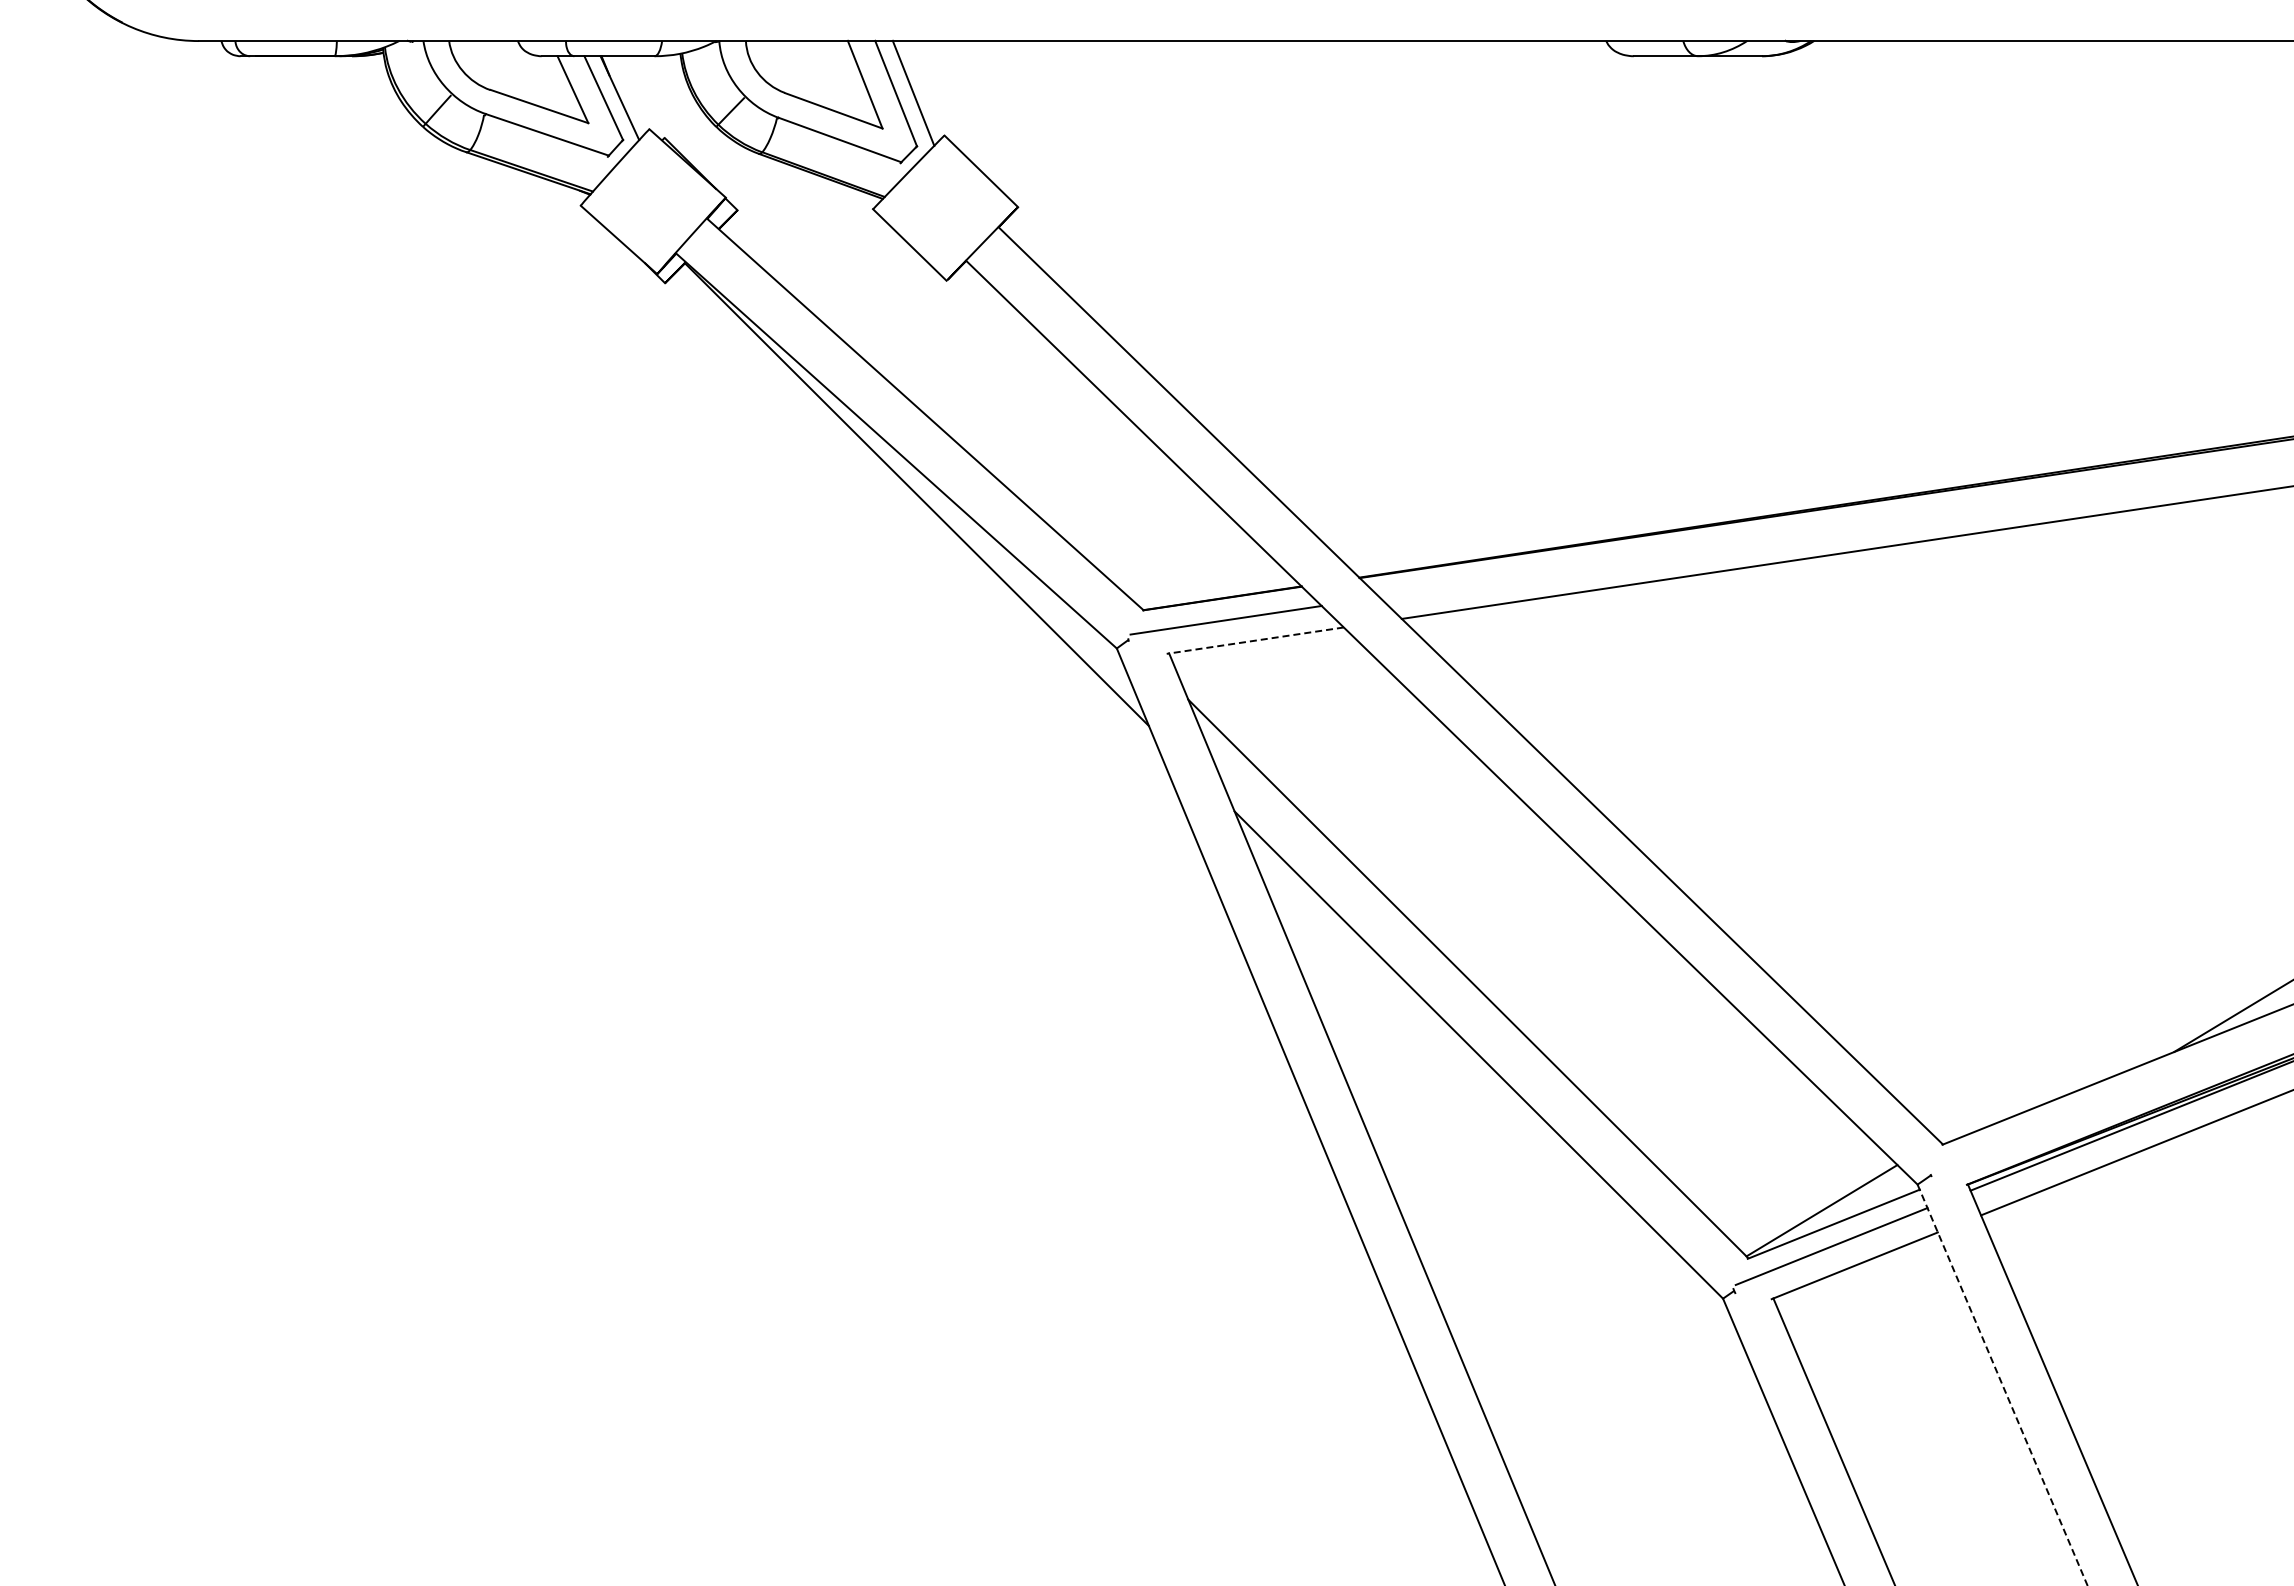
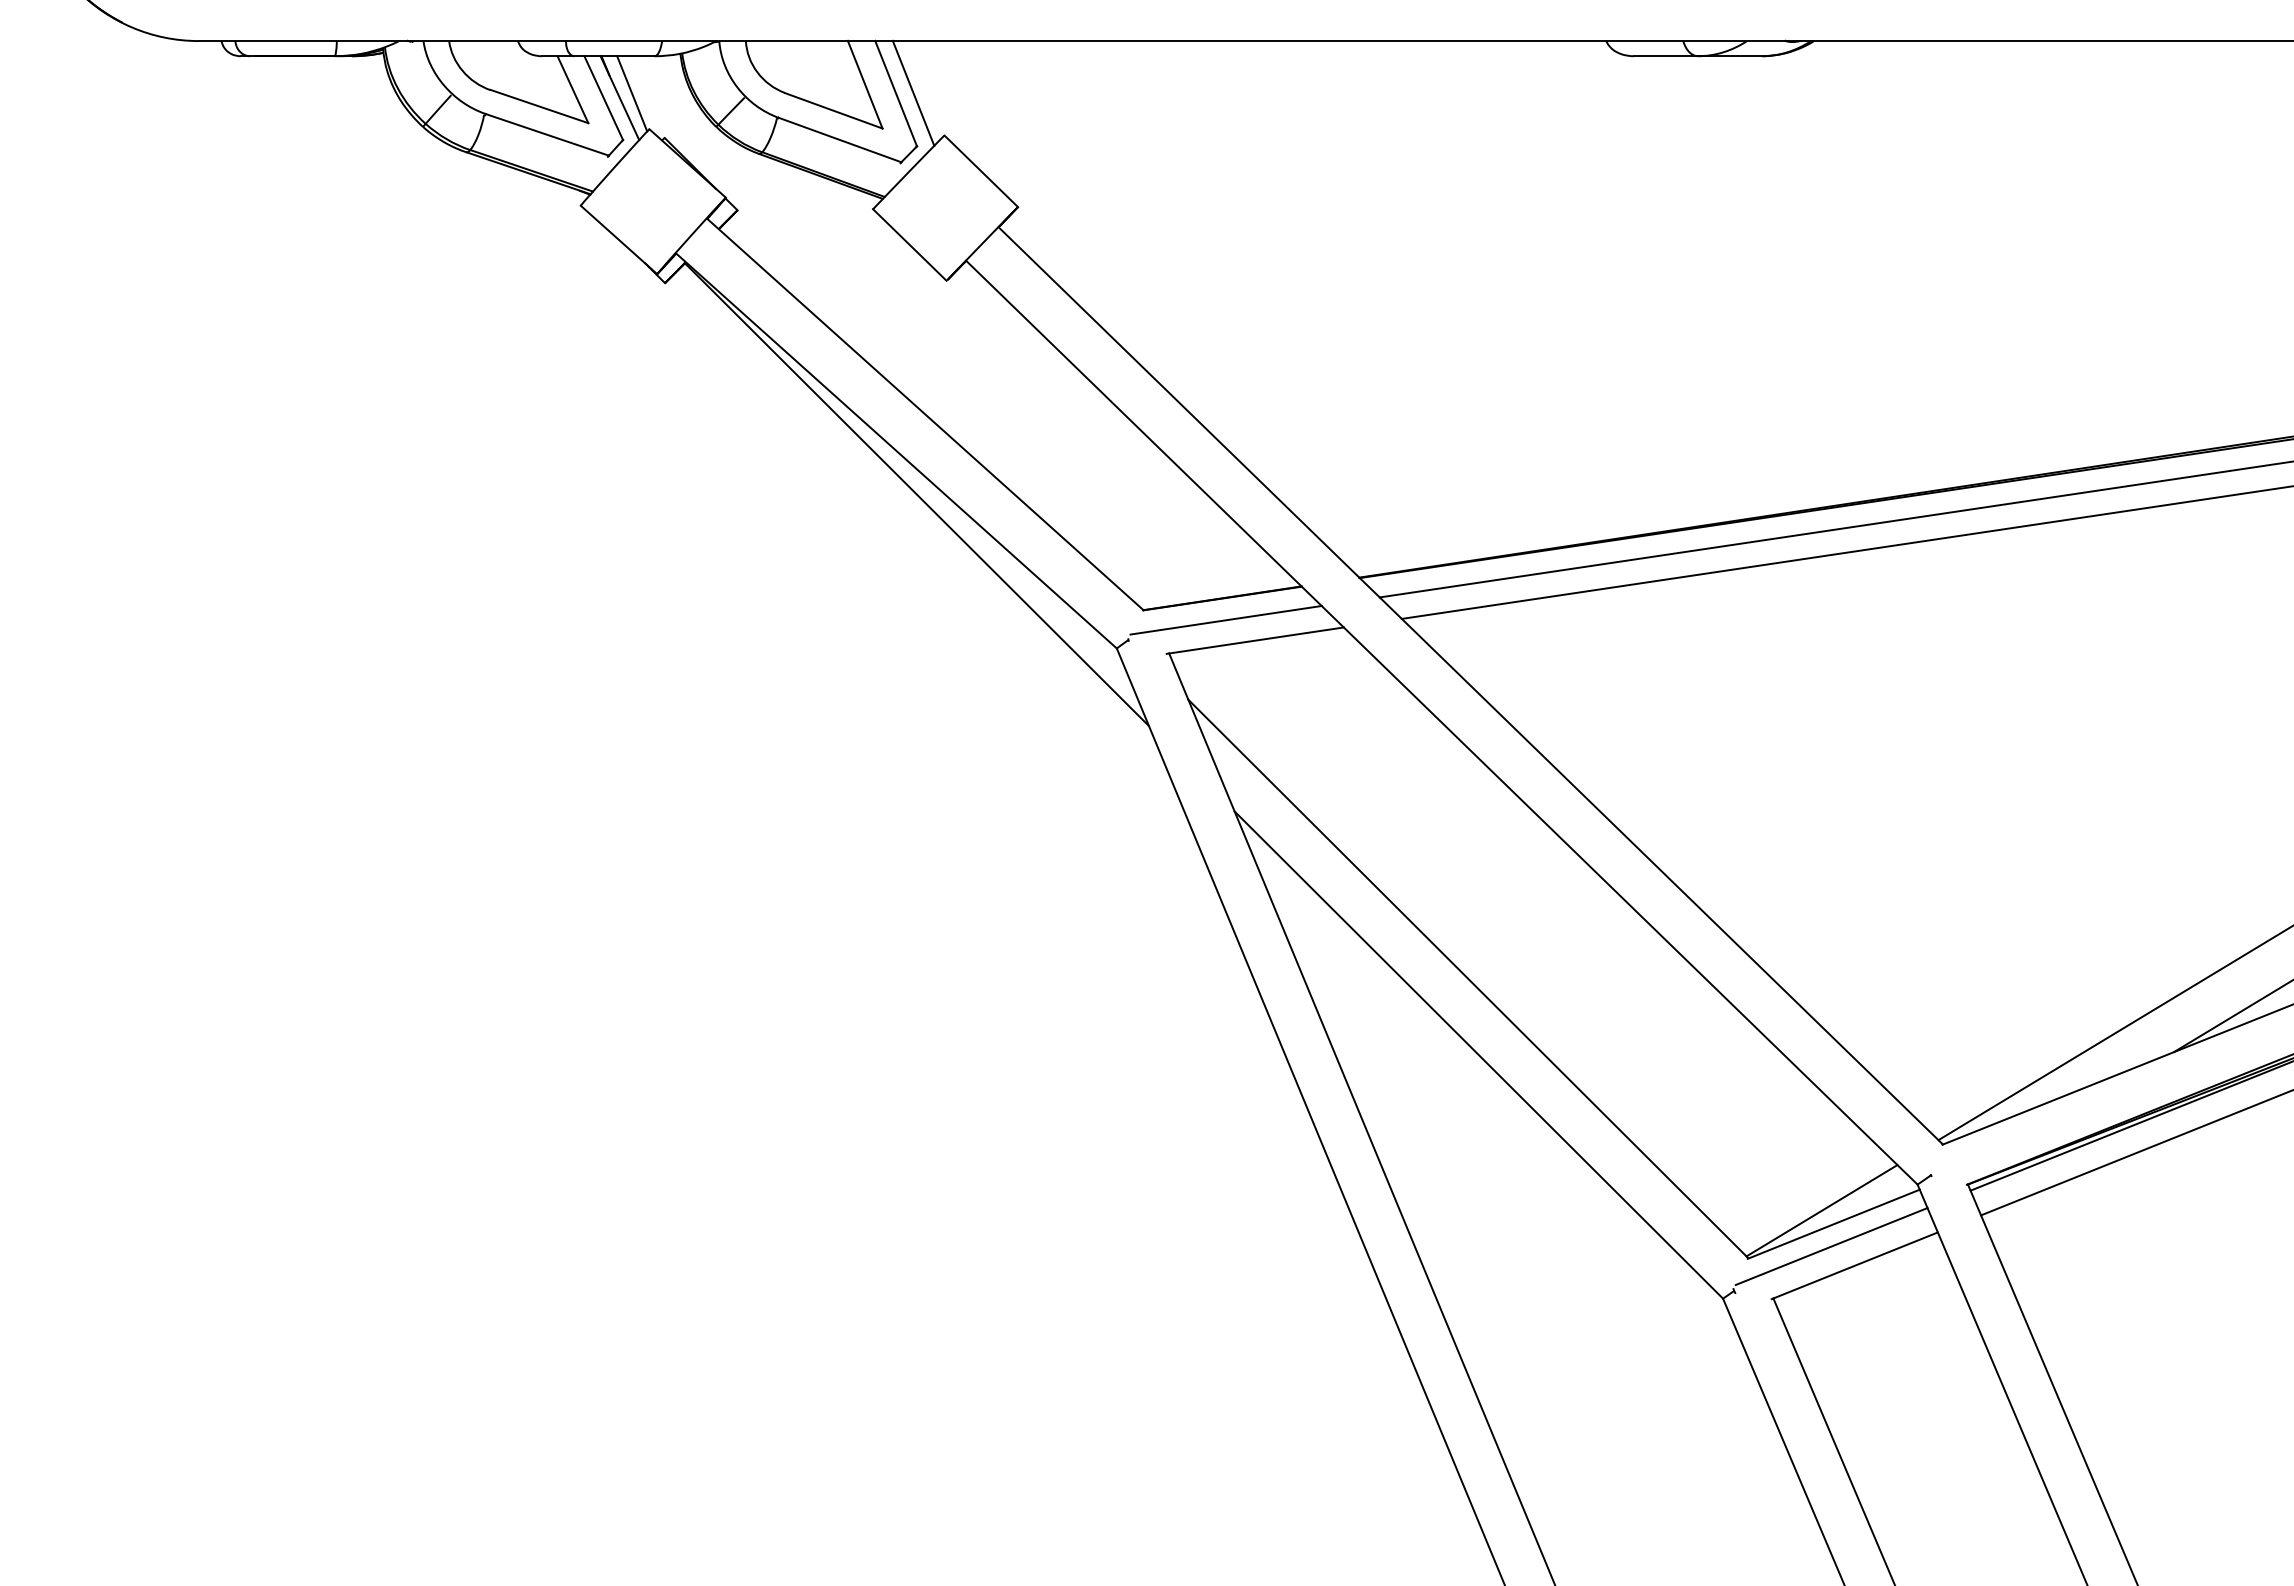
line: none -> present (632, 93)
line: none -> present (1834, 529)
line: dashed -> solid (1255, 640)
line: none -> present (2114, 1033)
line: dashed -> solid (2002, 1385)
